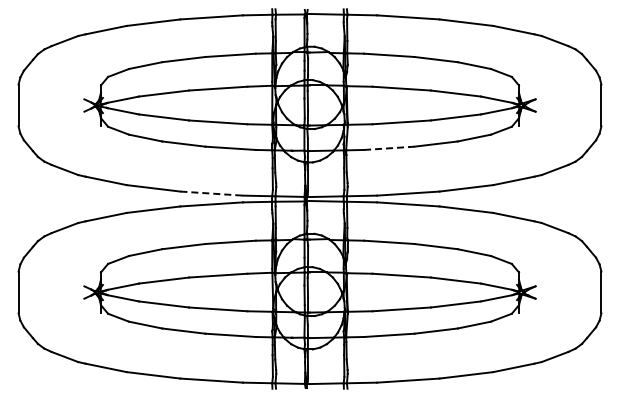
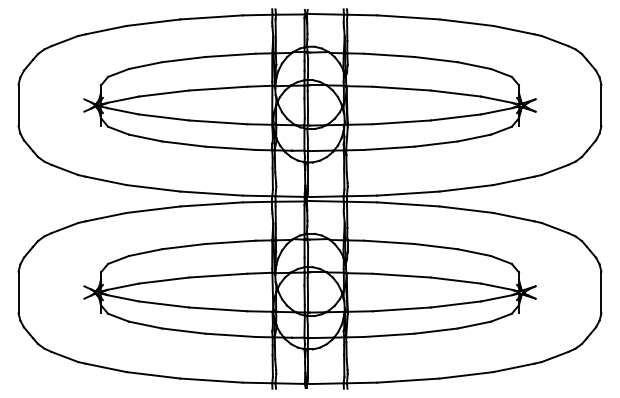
line: dashed -> solid (389, 148)
line: dashed -> solid (212, 193)
